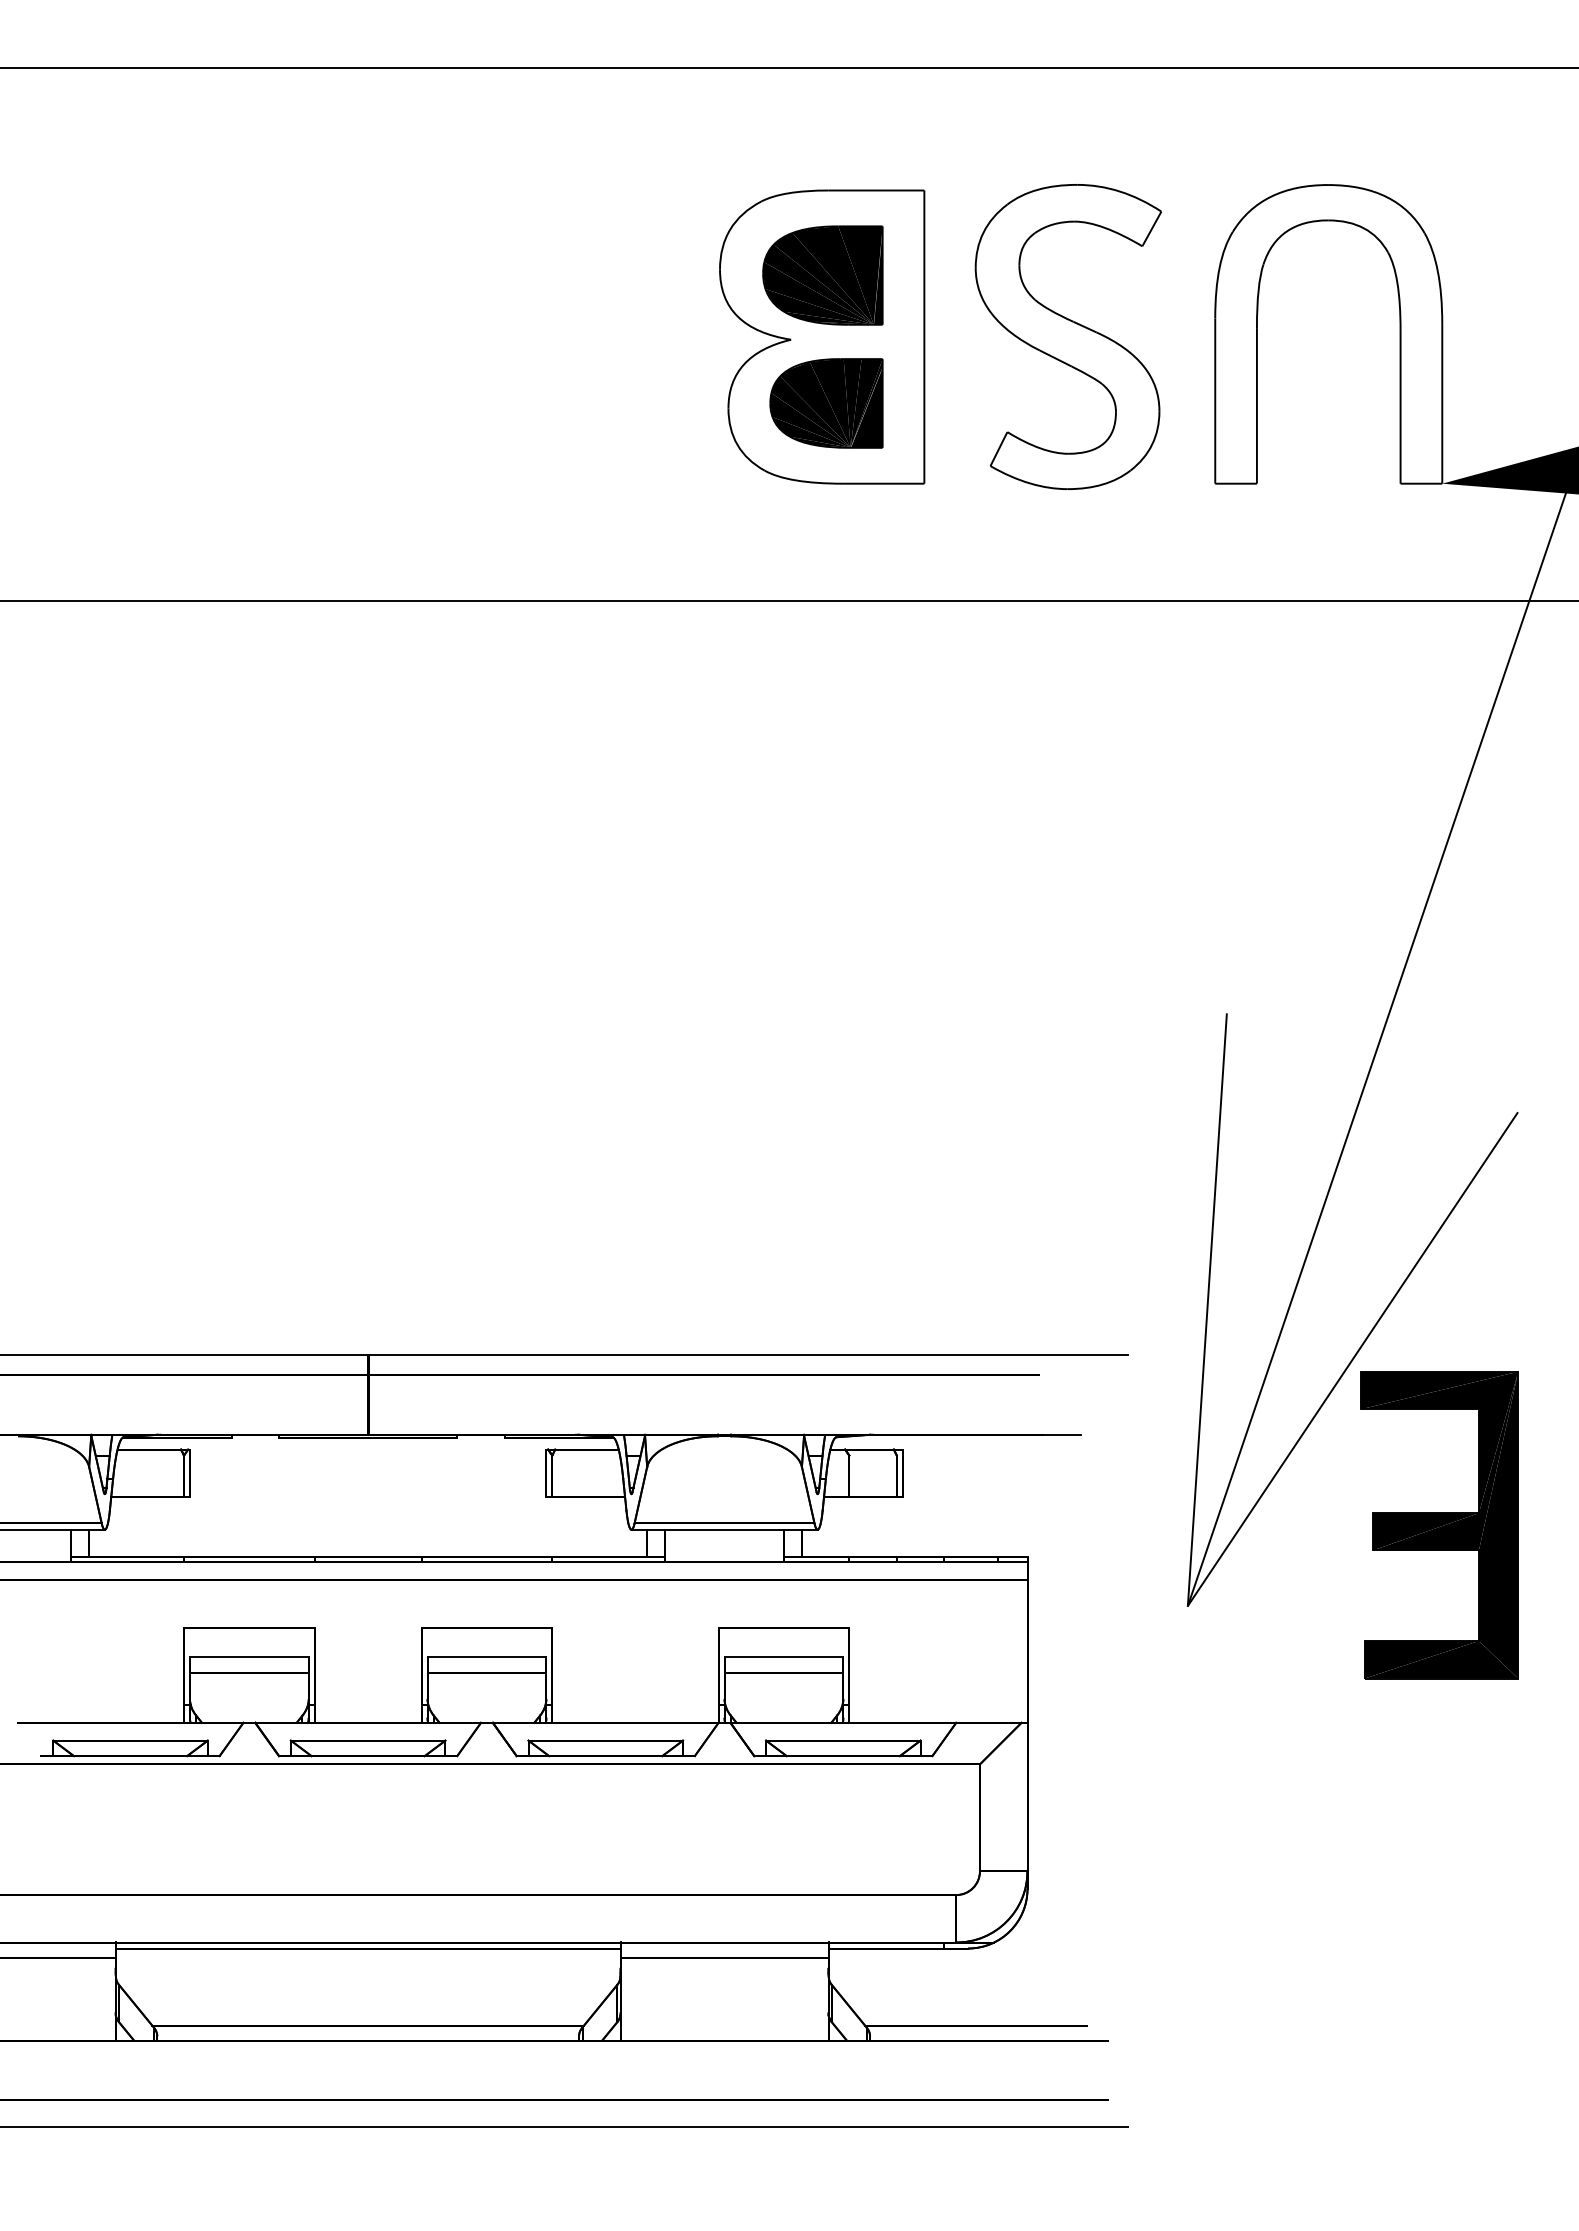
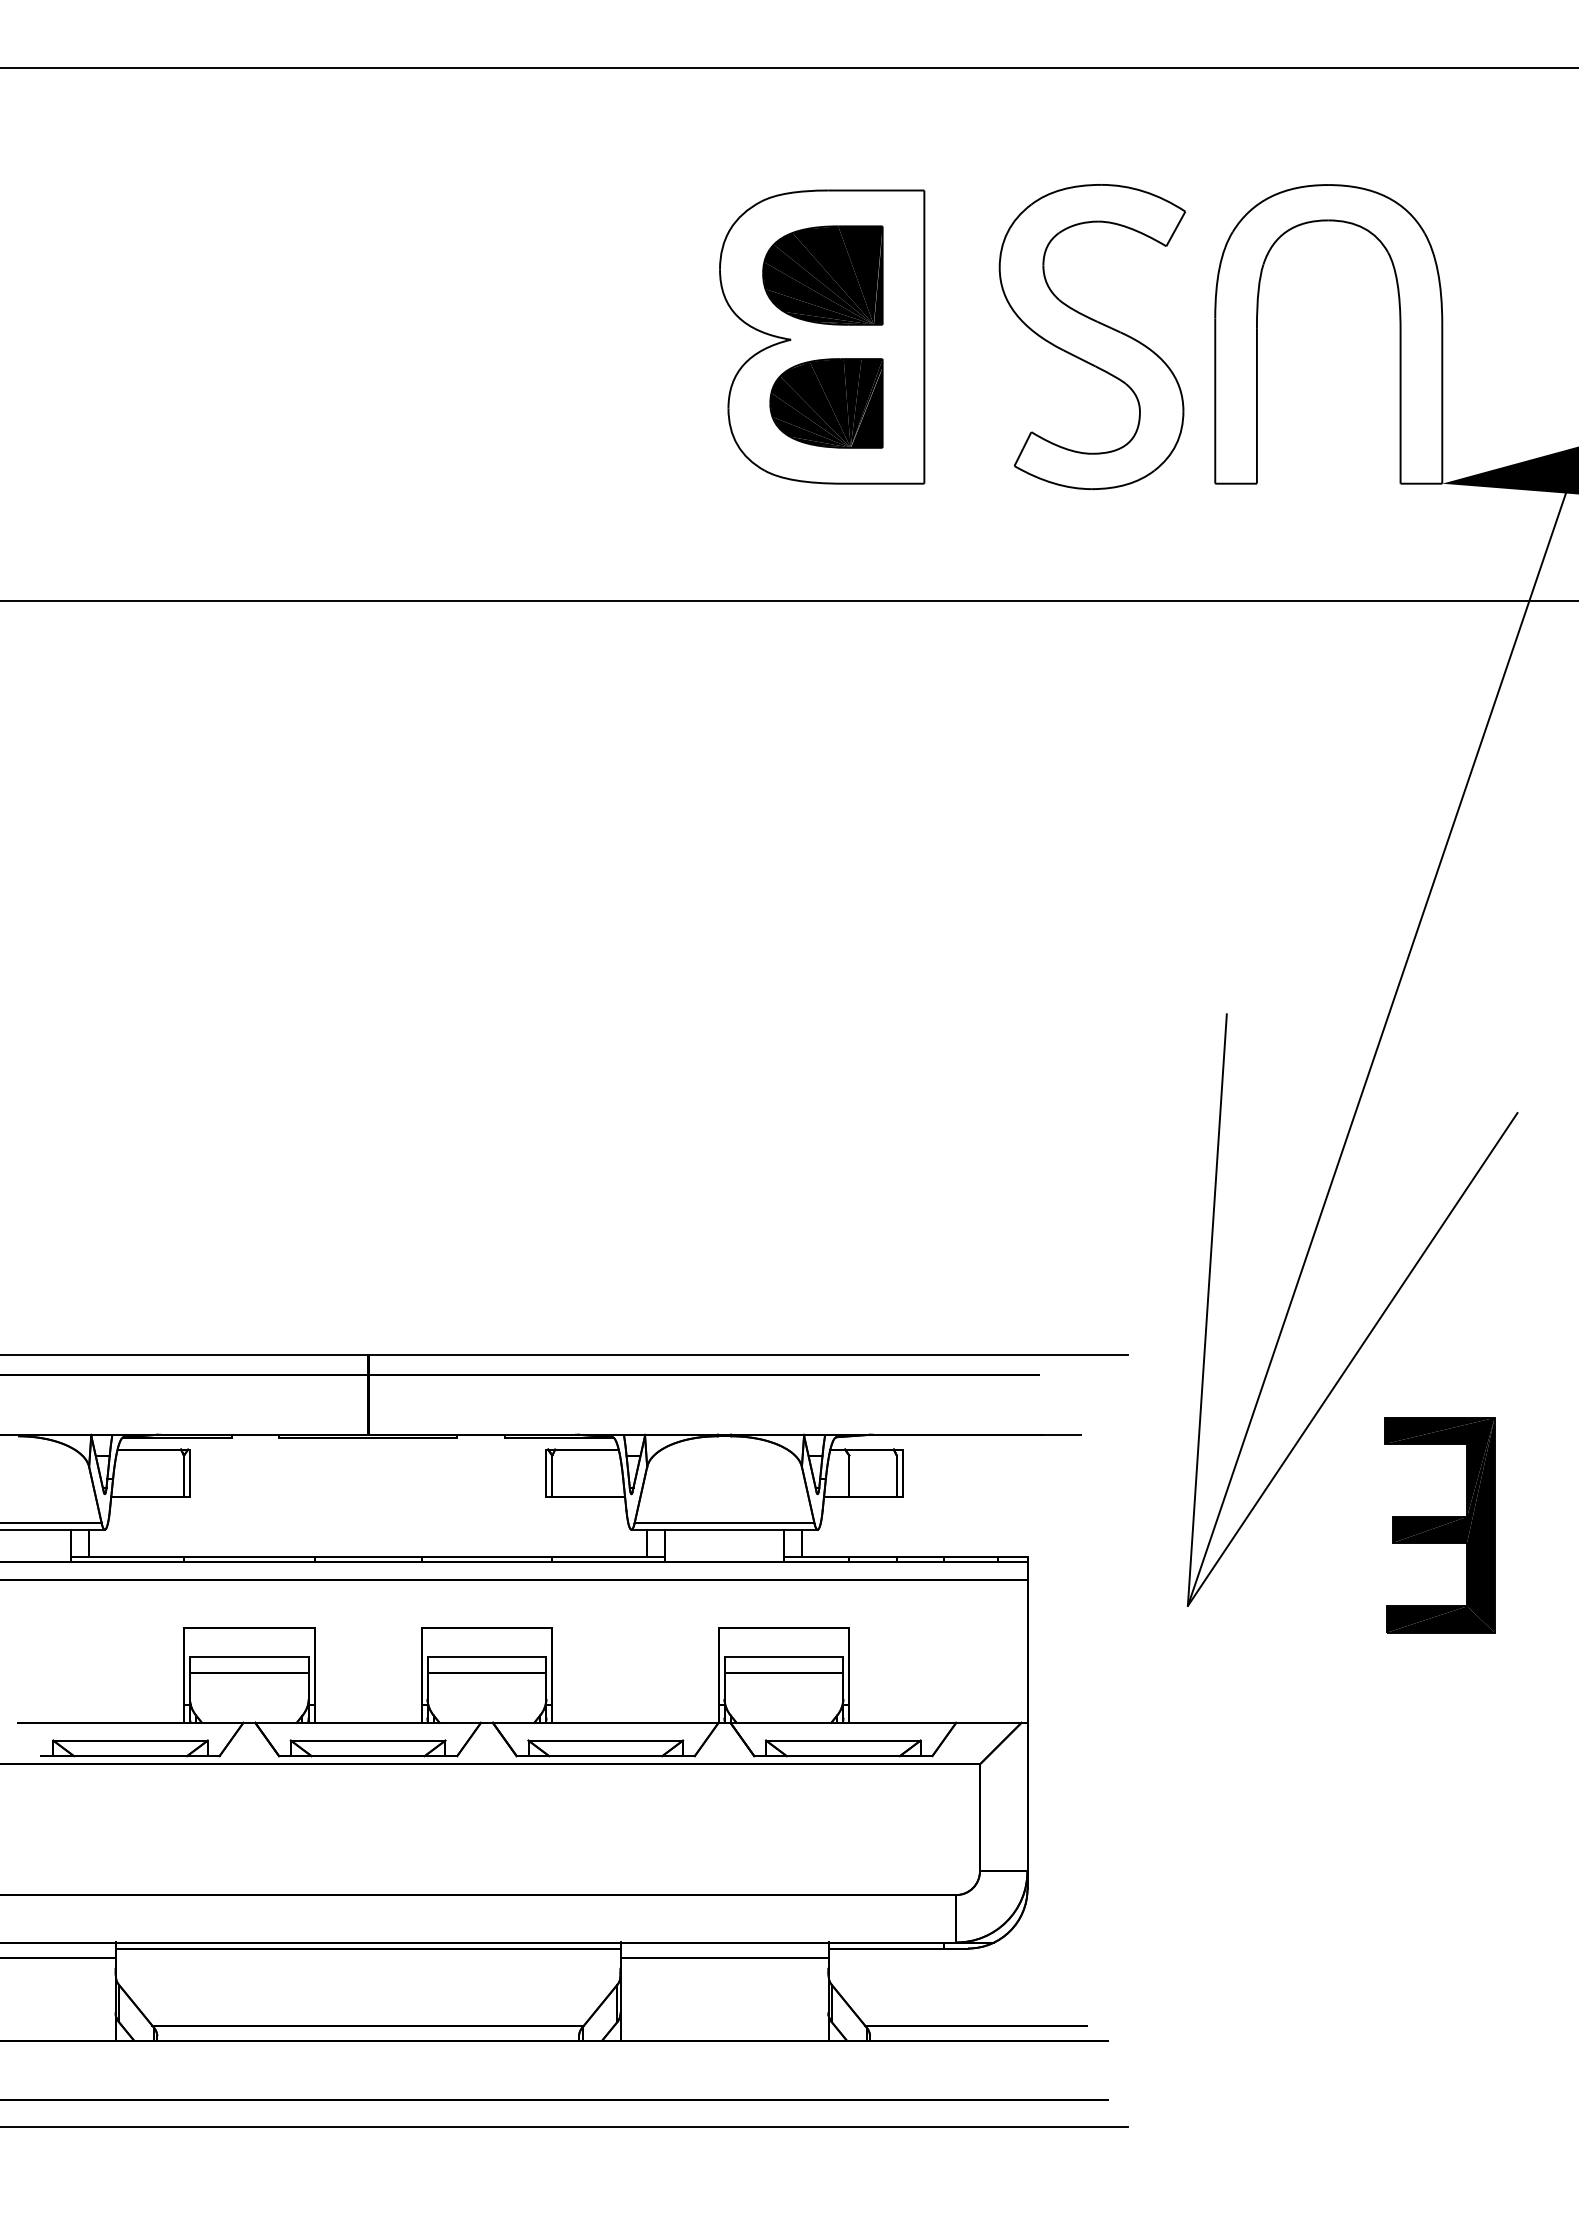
part position: (1067, 336) -> (1091, 336) (1091, 336)
part size: 159x309 px -> 112x217 px (1439, 1525)
